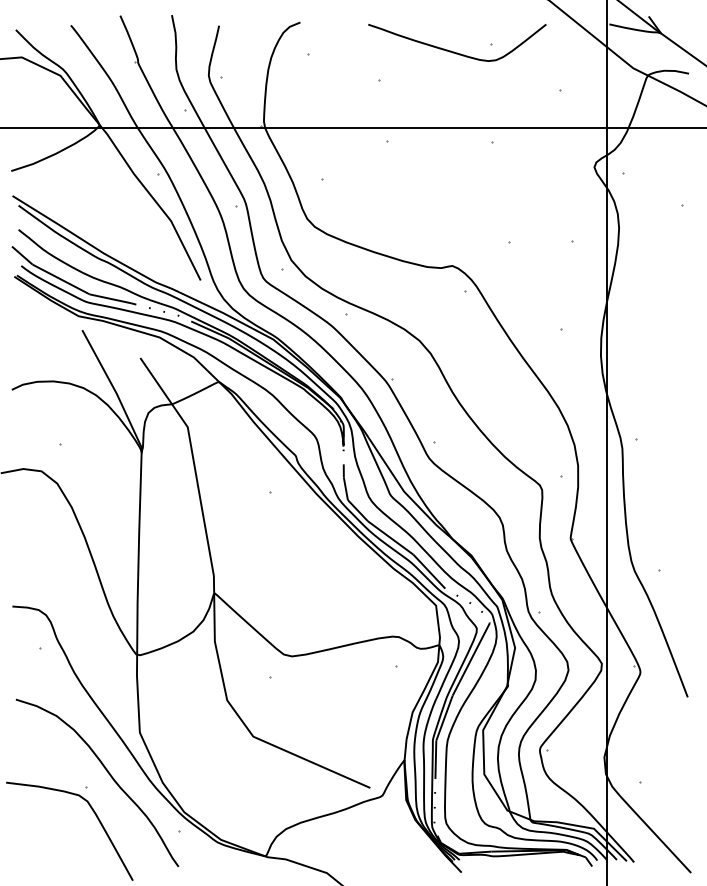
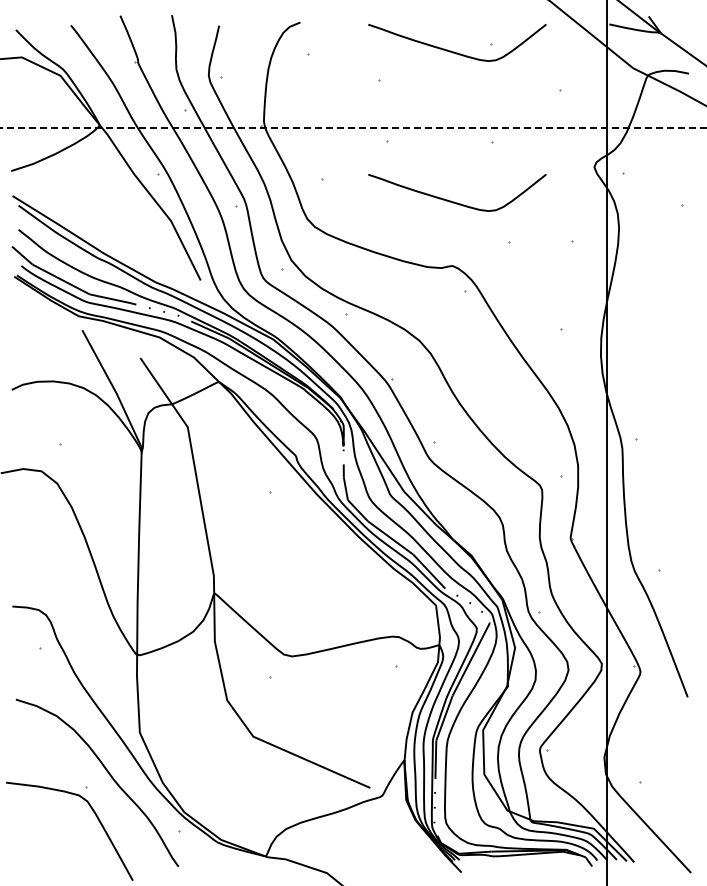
line: solid -> dashed (353, 127)
curve: none -> present (454, 201)
